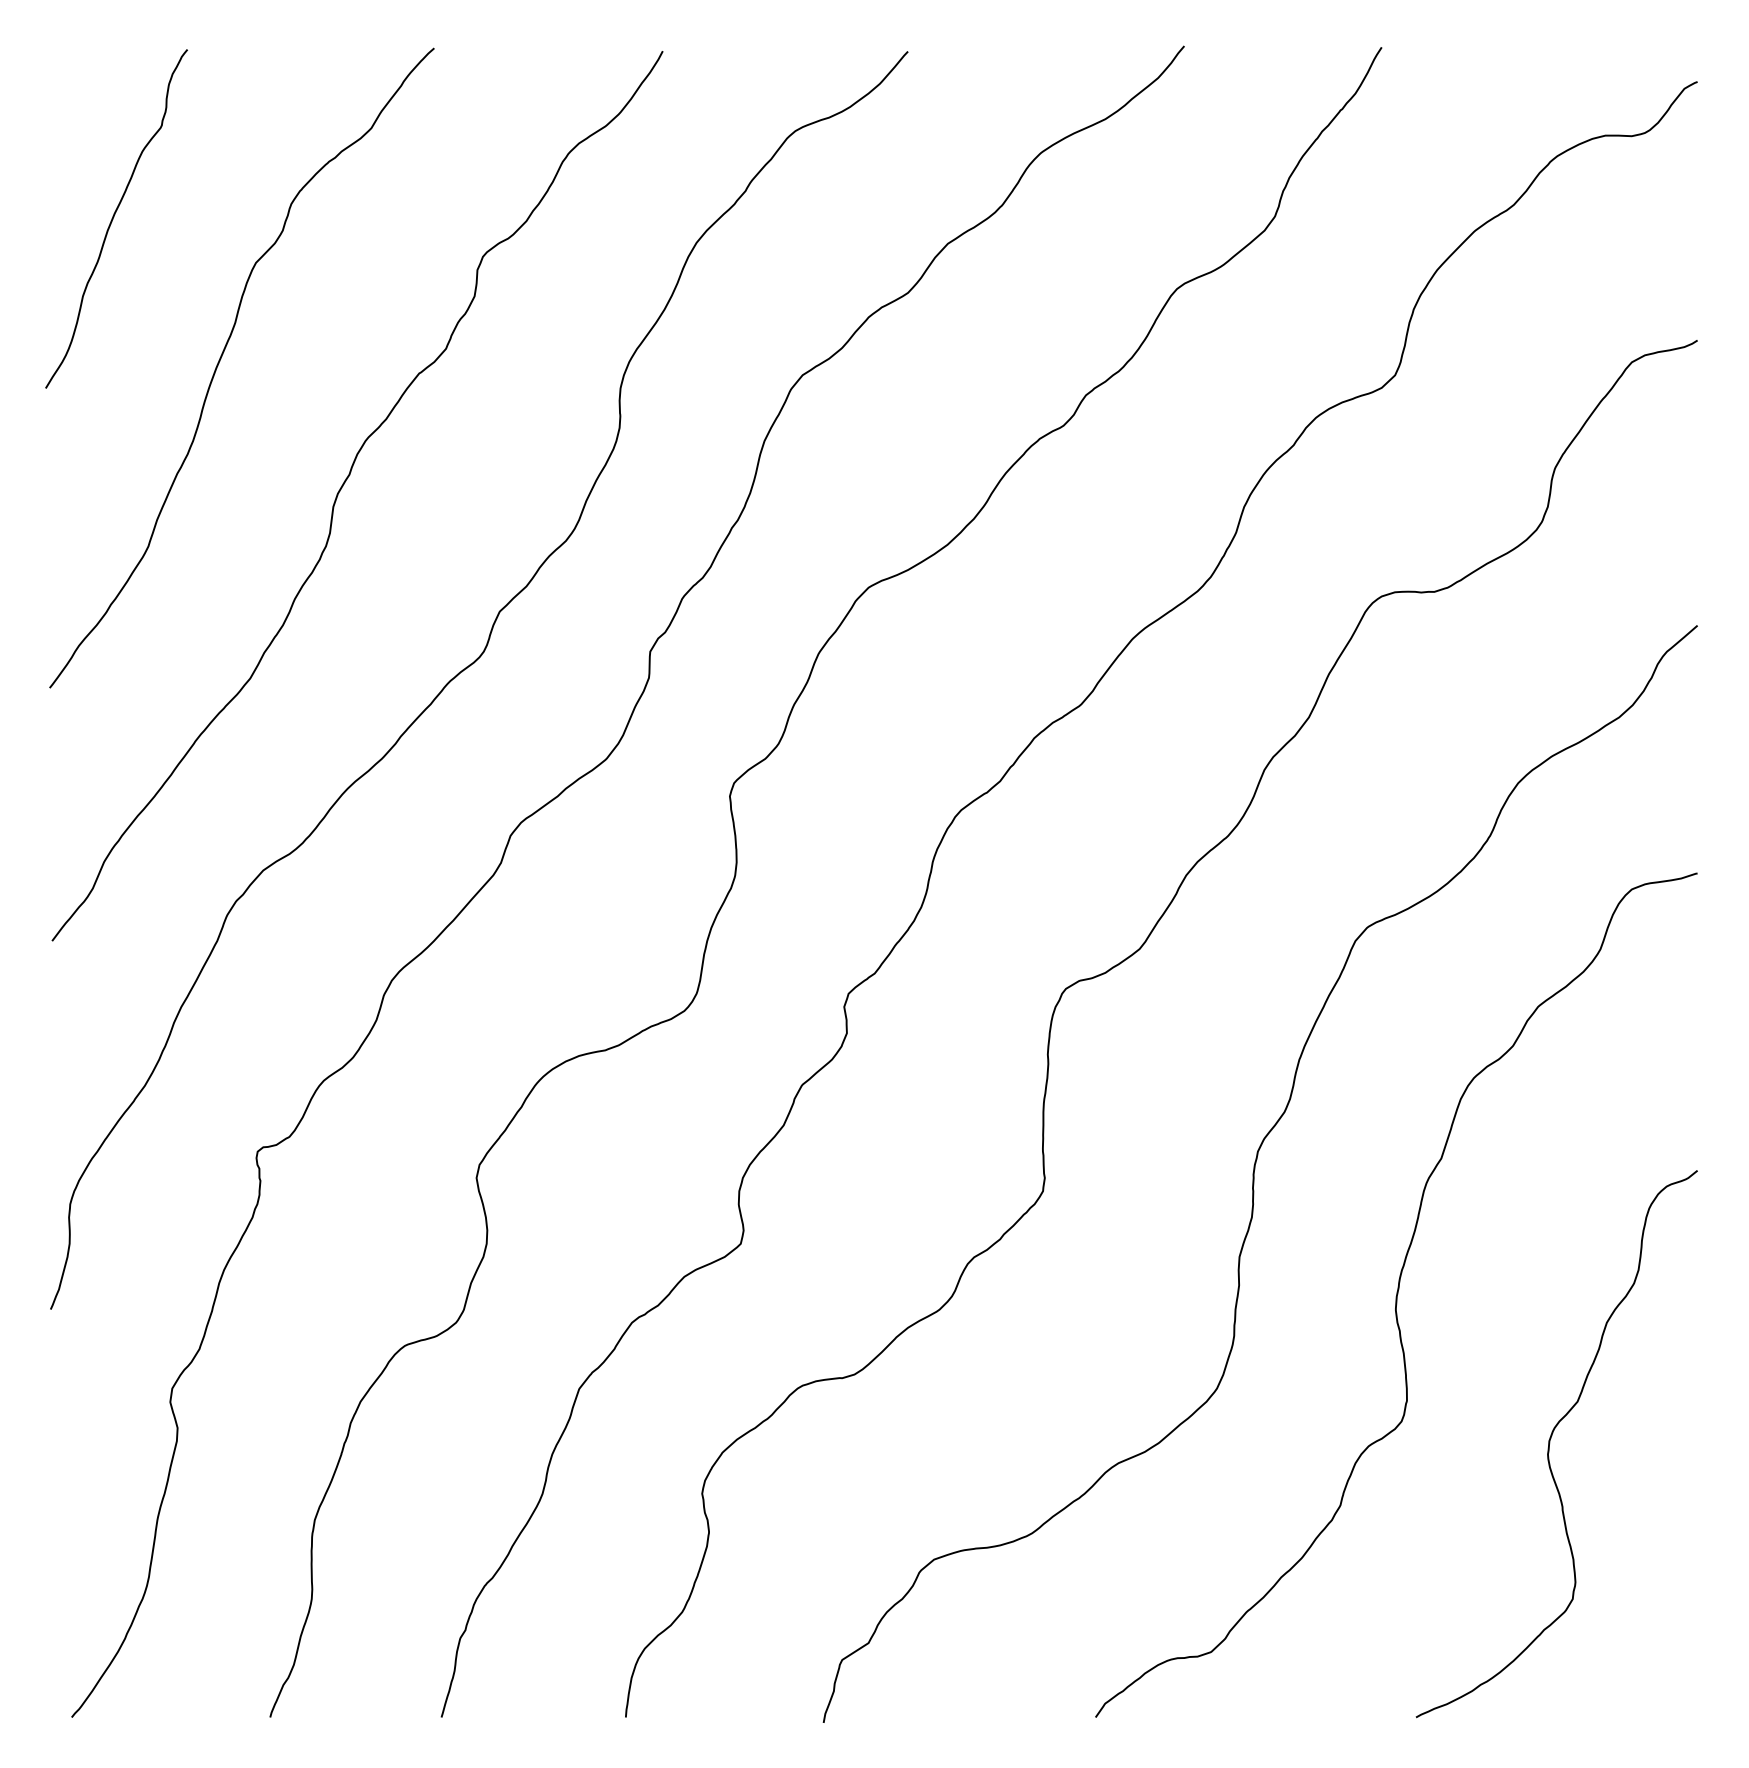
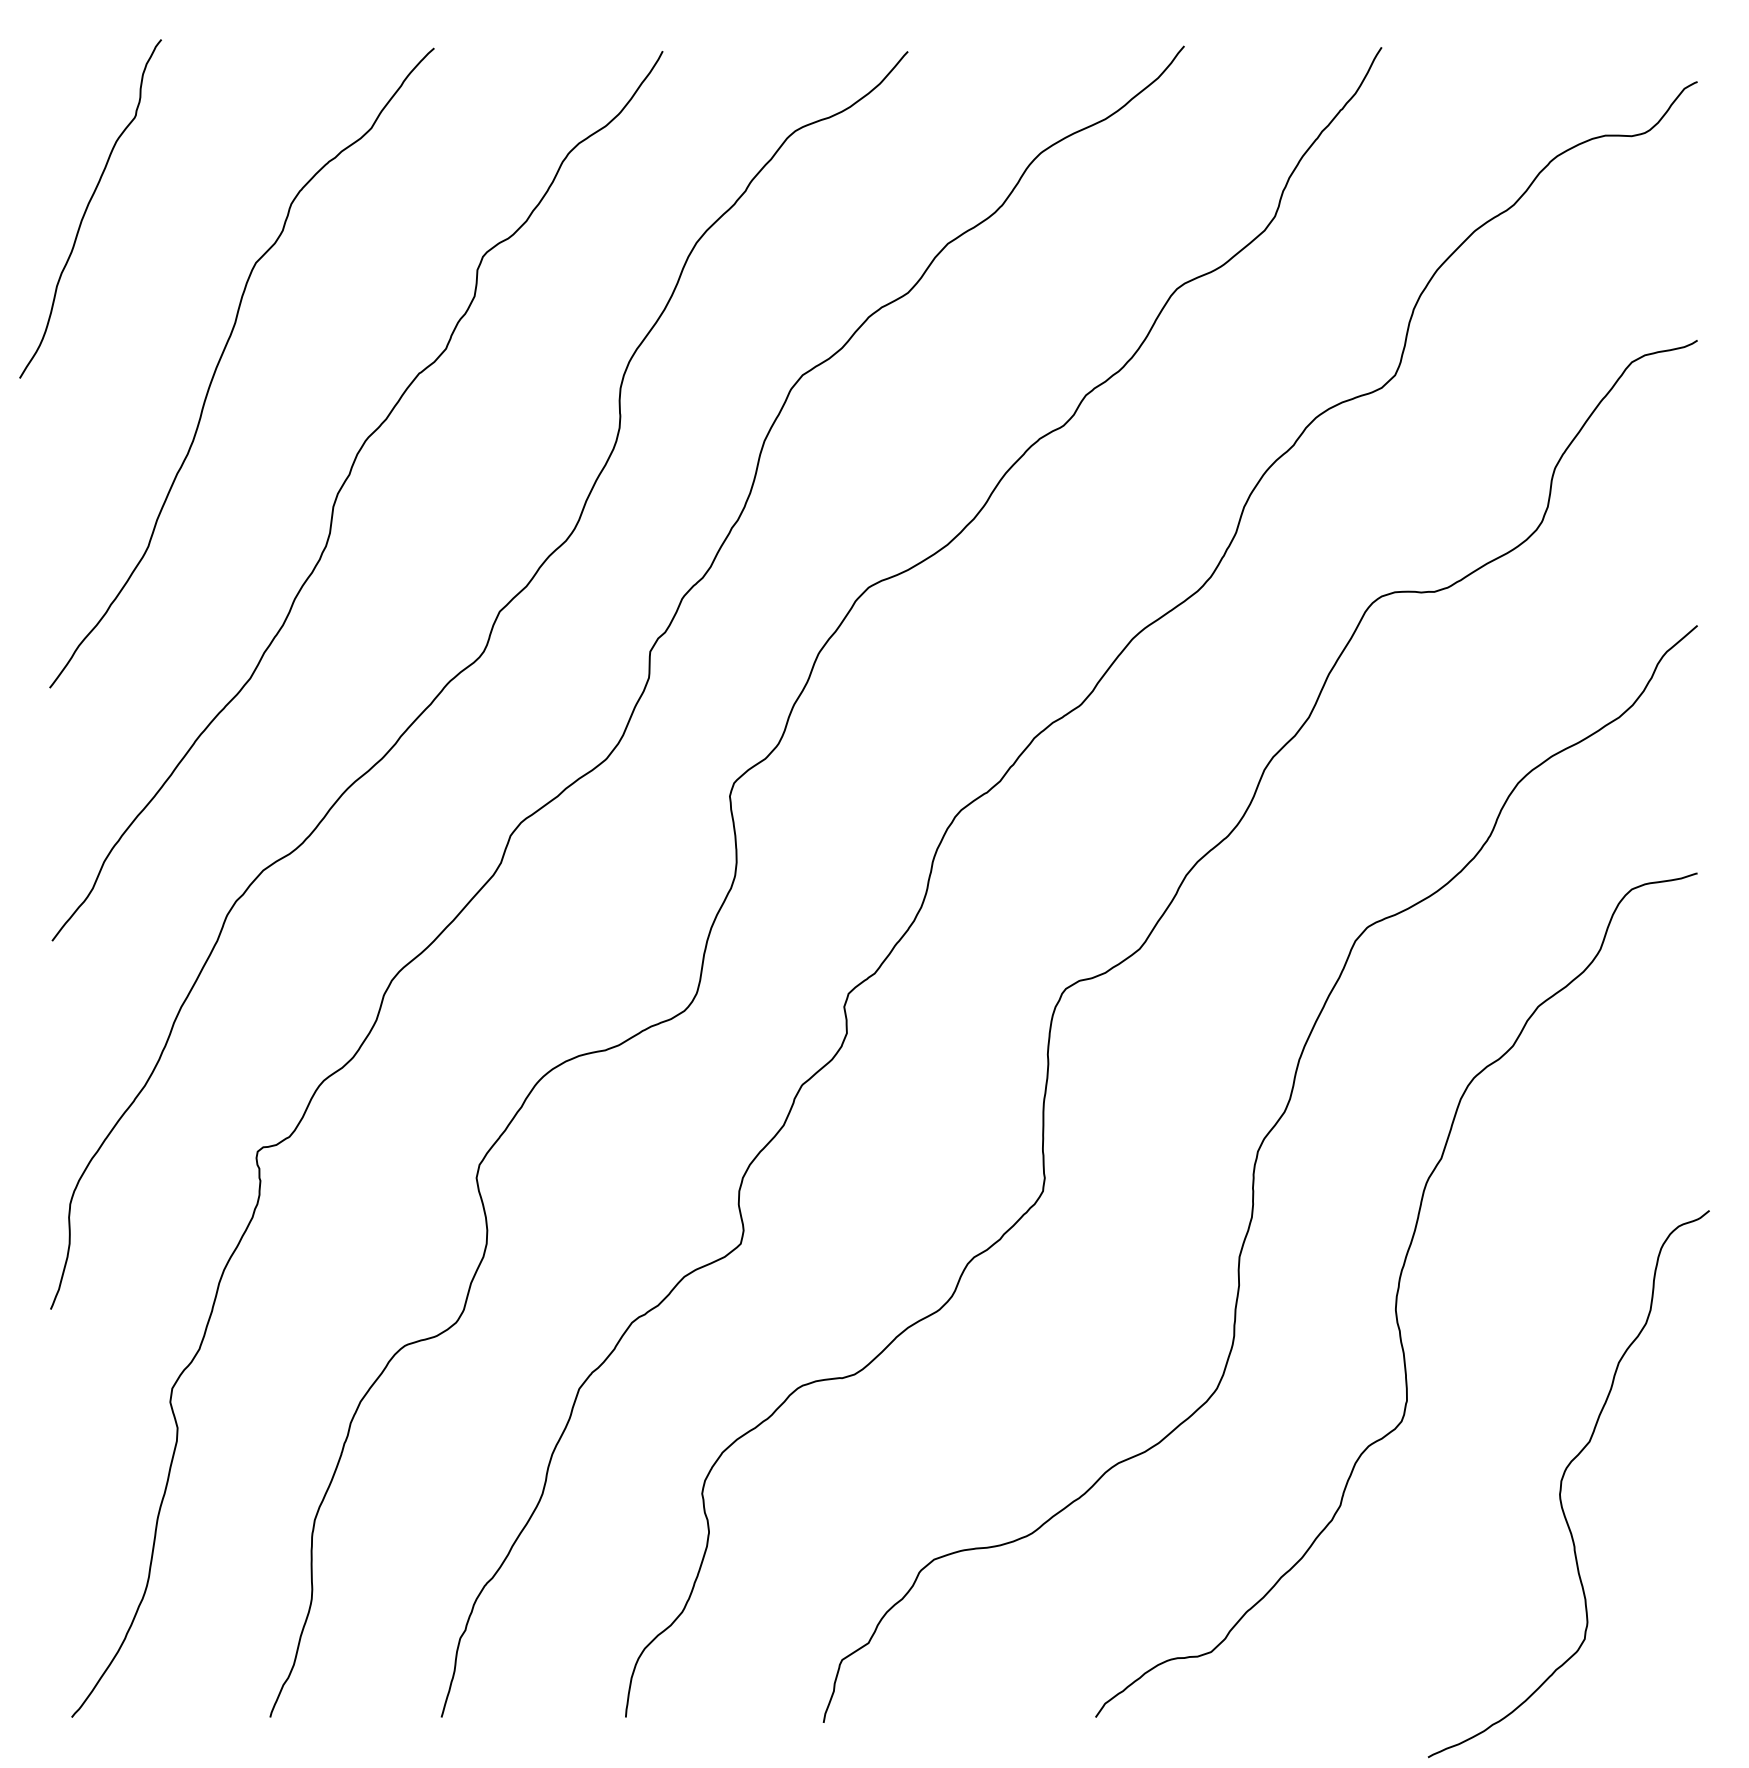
curve position: (114, 217) -> (88, 207) (88, 207)
curve position: (1550, 1443) -> (1562, 1483) (1562, 1483)
